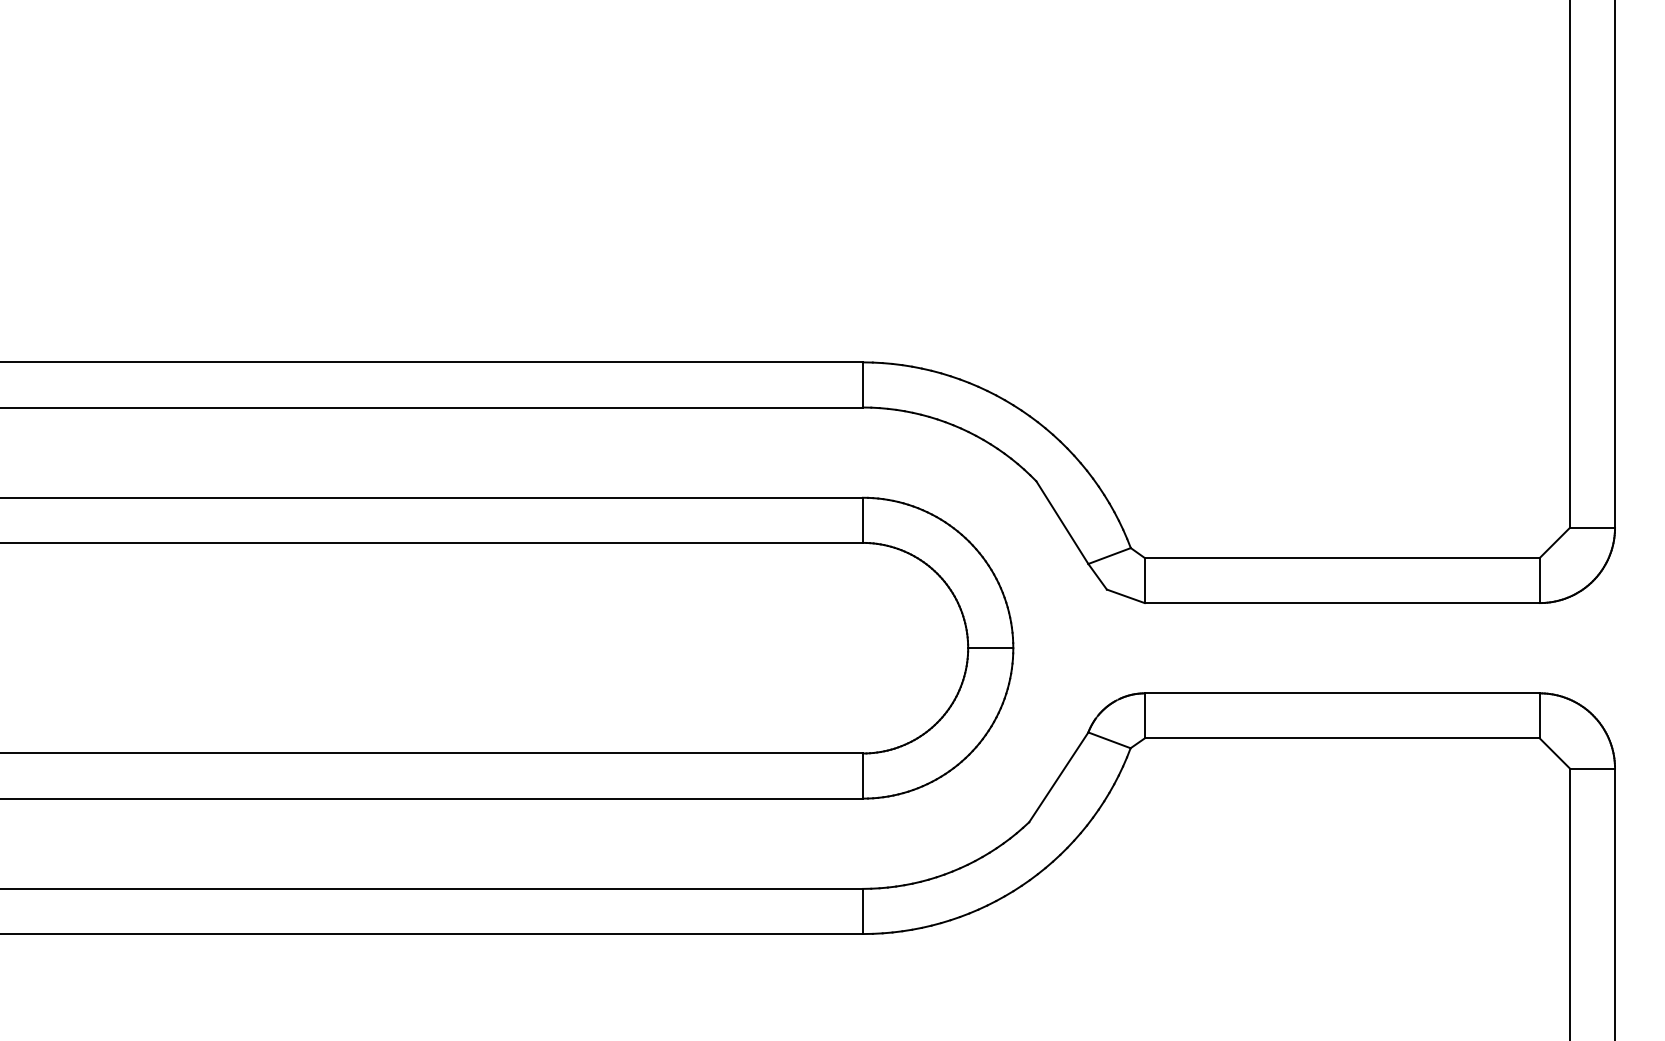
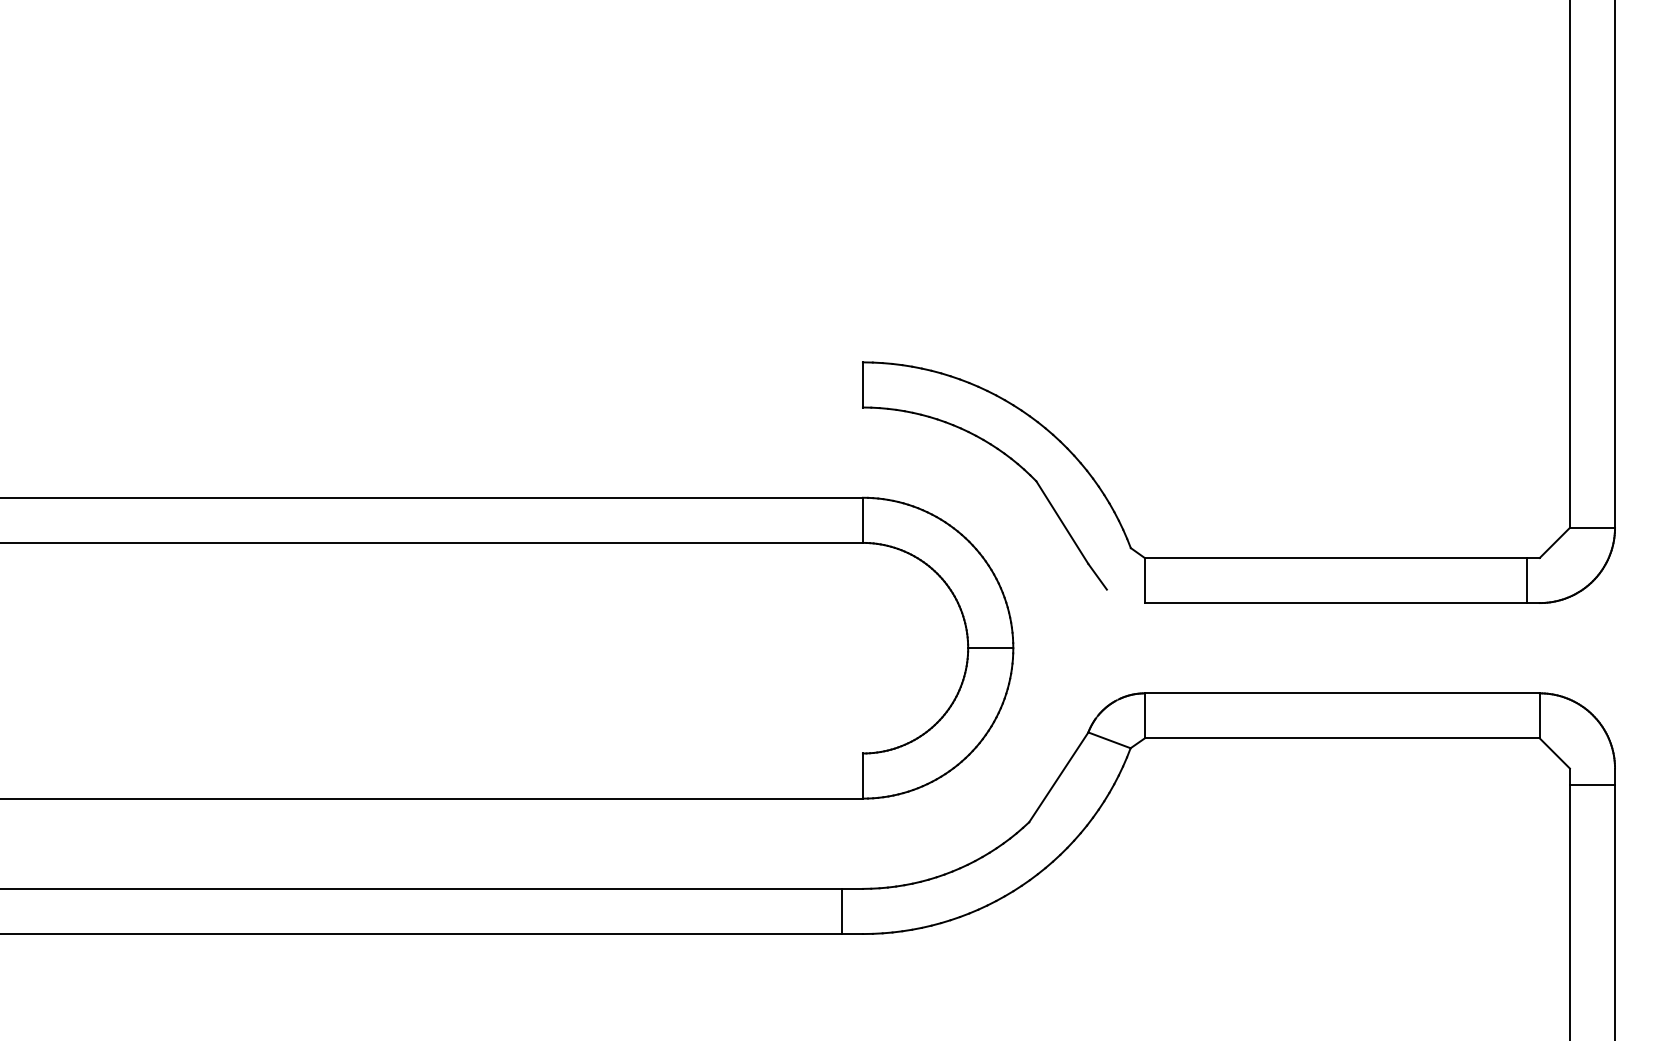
line: present -> none (432, 362)
line: present -> none (432, 407)
line: present -> none (1109, 555)
line position: (1539, 580) -> (1526, 580) (1526, 580)
line: present -> none (1125, 596)
line: present -> none (432, 753)
line position: (1592, 768) -> (1592, 784) (1592, 784)
line position: (862, 911) -> (841, 911) (841, 911)
